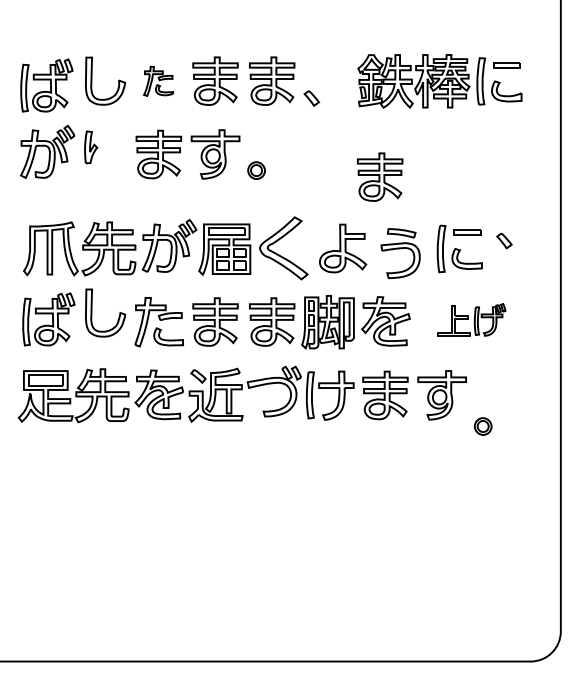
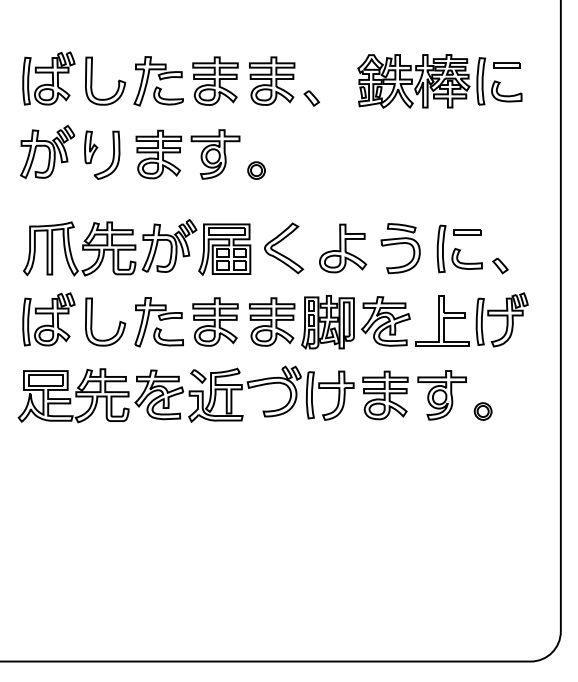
part size: 32x32 px -> 51x51 px (158, 81)
part position: (46, 85) -> (48, 78) (48, 78)
part: none -> present (112, 156)
part: present -> none (380, 176)
part position: (504, 241) -> (500, 266) (500, 266)
part size: 50x65 px -> 41x53 px (284, 248)
part position: (400, 253) -> (400, 248) (400, 248)
part position: (92, 312) -> (92, 321) (92, 321)
part size: 70x34 px -> 114x56 px (471, 319)
part position: (482, 426) -> (482, 411) (482, 411)
